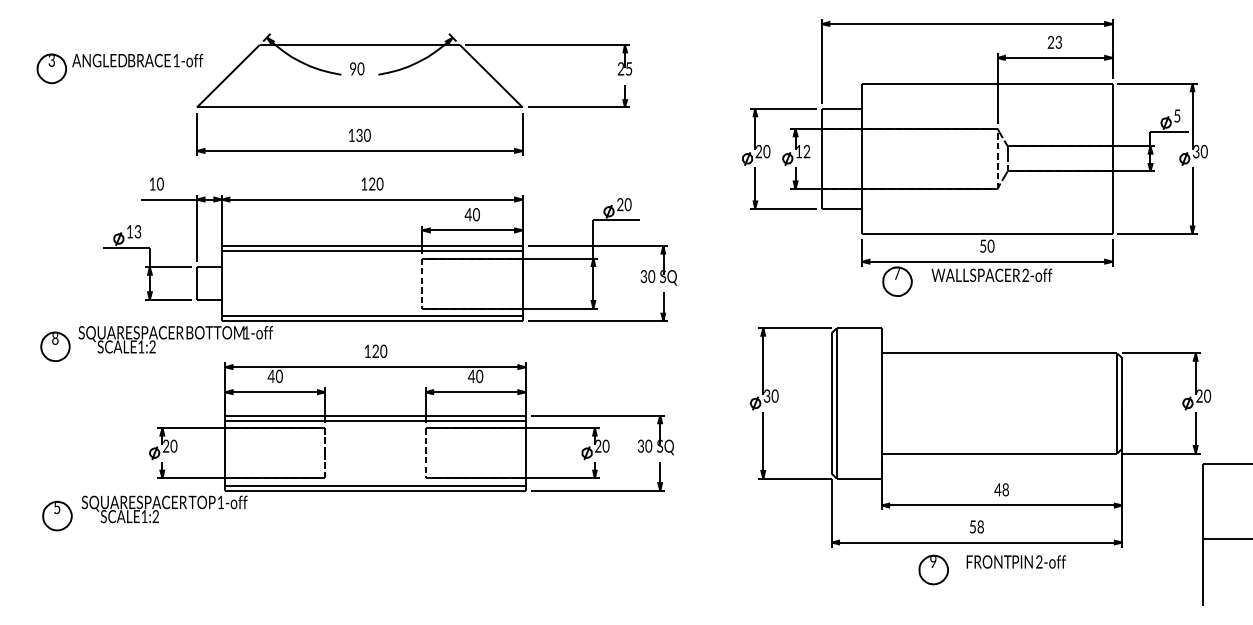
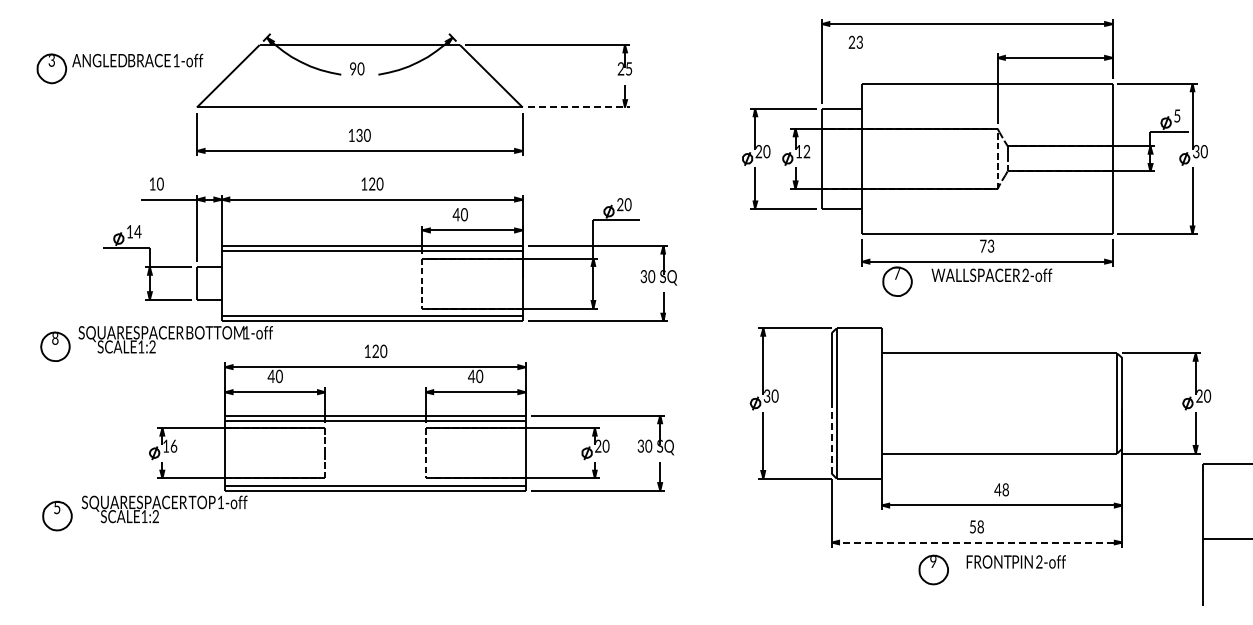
text position: (1054, 41) -> (855, 41) (855, 41)
line: solid -> dashed (579, 107)
text position: (471, 214) -> (459, 214) (459, 214)
text: 13 -> 14 (137, 231)
text: 50 -> 73 (987, 245)
line: solid -> dashed (831, 439)
text: 20 -> 16 (169, 445)
line: solid -> dashed (977, 542)
